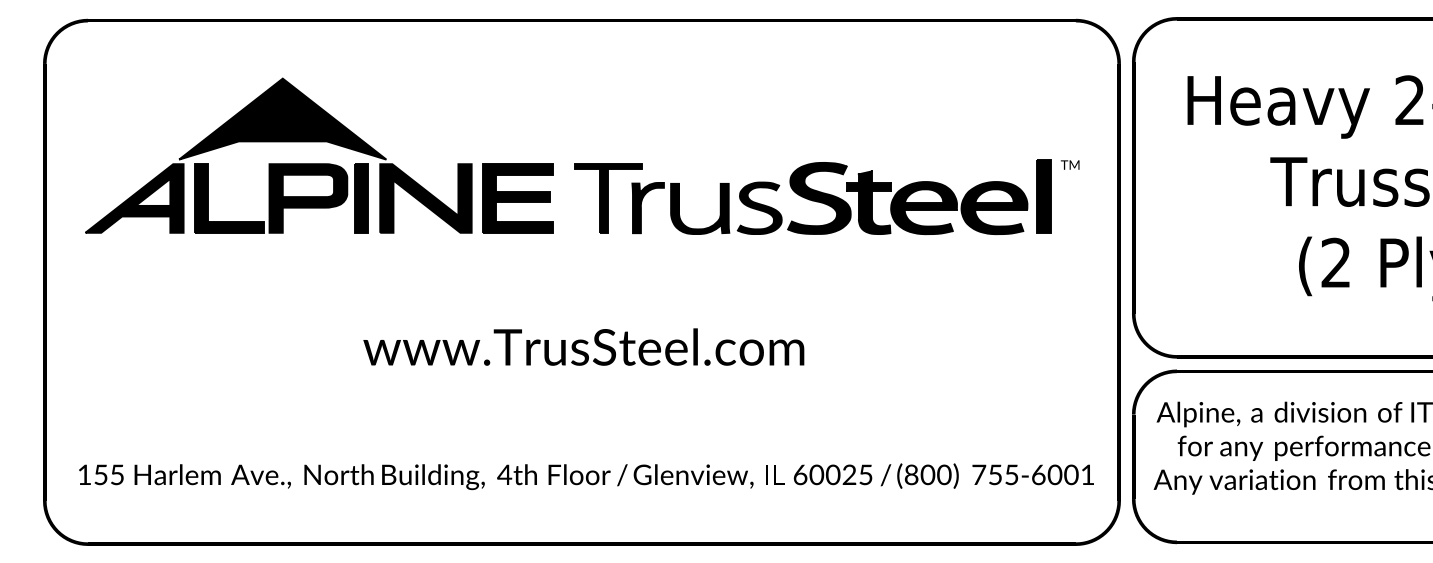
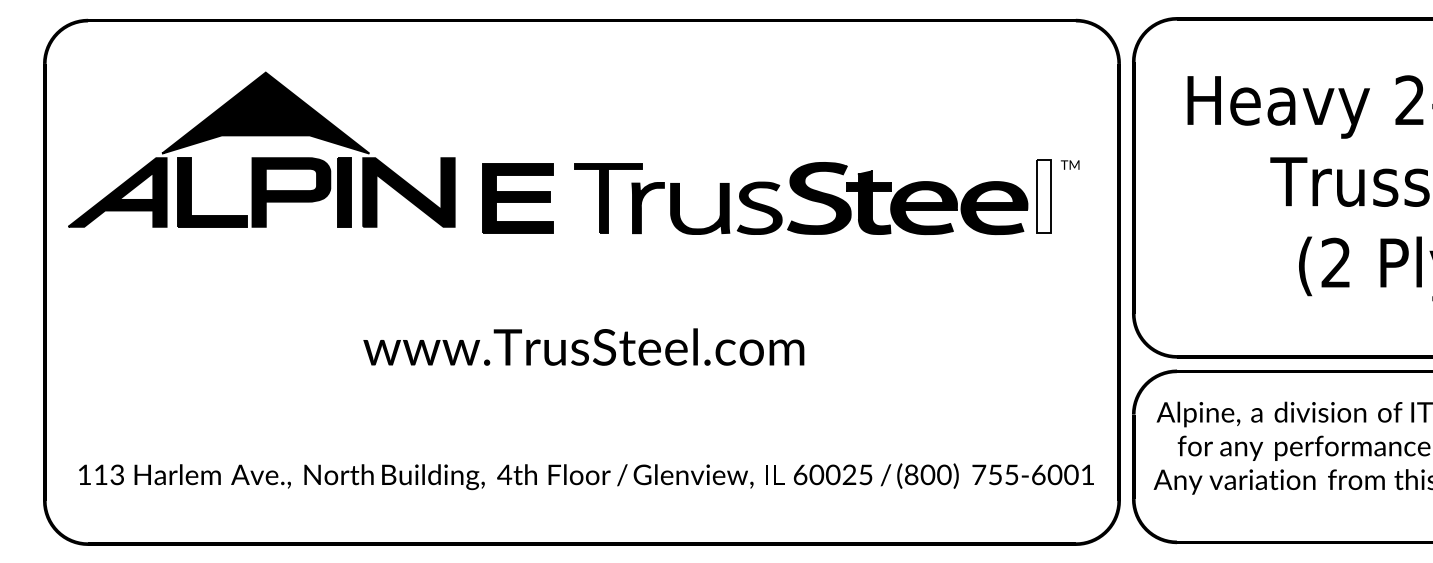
part position: (278, 163) -> (261, 157) (261, 157)
fill: present -> none (1043, 196)
text: 155 -> 113 (108, 474)
